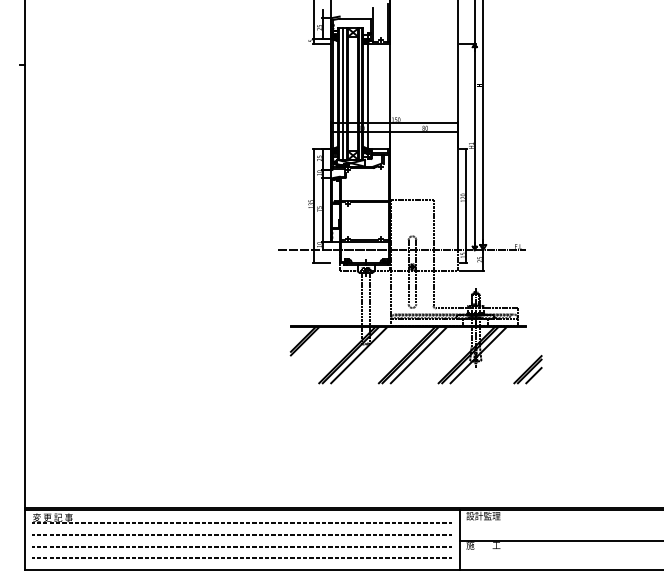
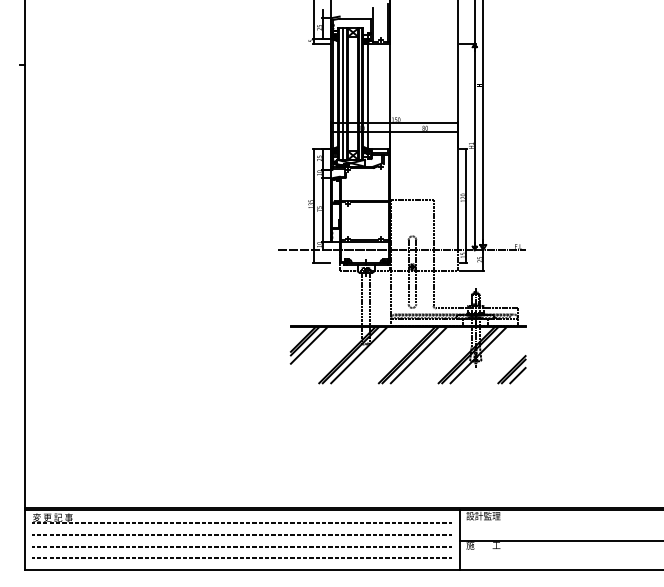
line: none -> present (308, 345)
part position: (527, 369) -> (511, 369) (511, 369)
